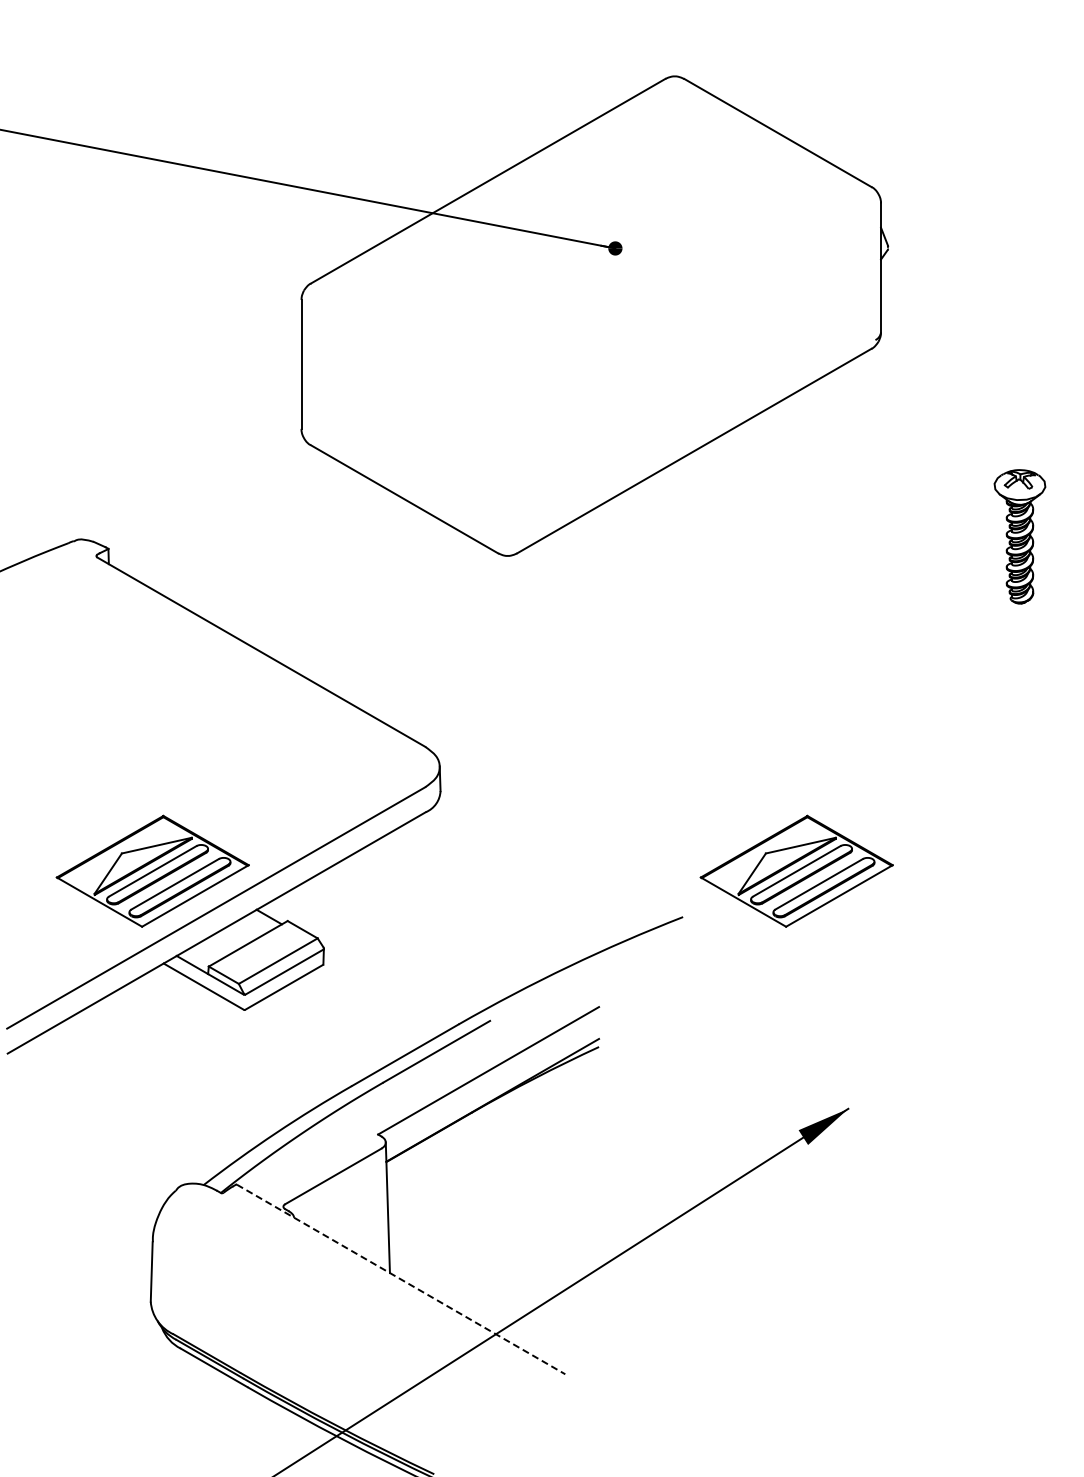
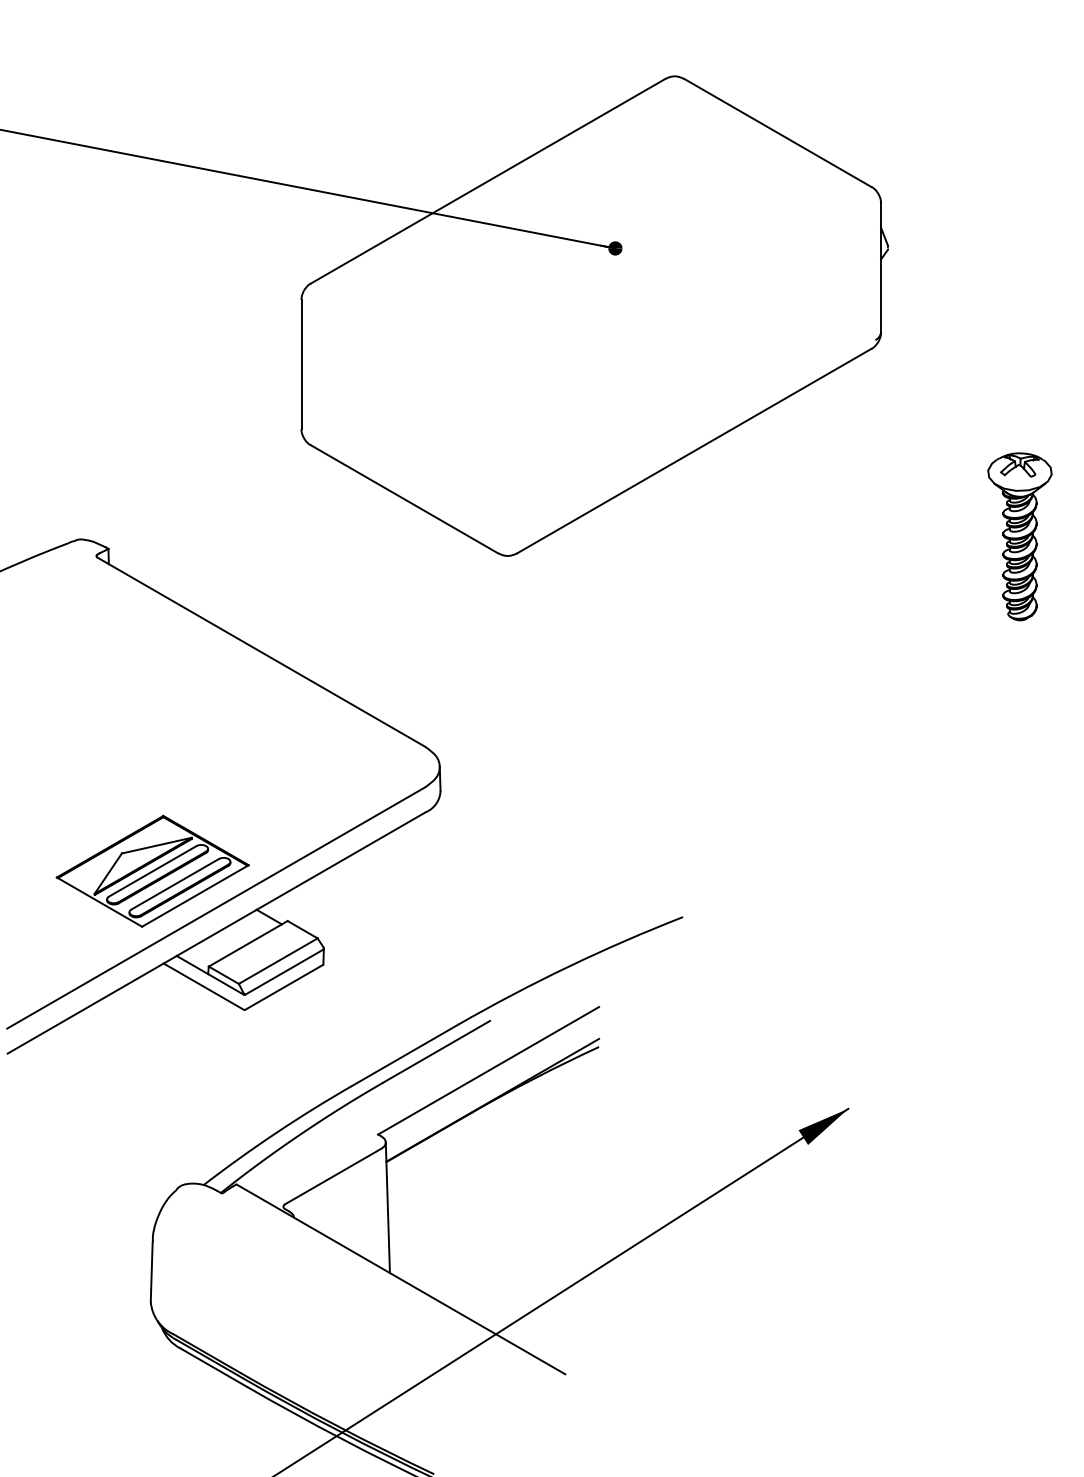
part size: 54x136 px -> 66x170 px (1019, 536)
part: present -> none (796, 870)
line: dashed -> solid (401, 1279)
